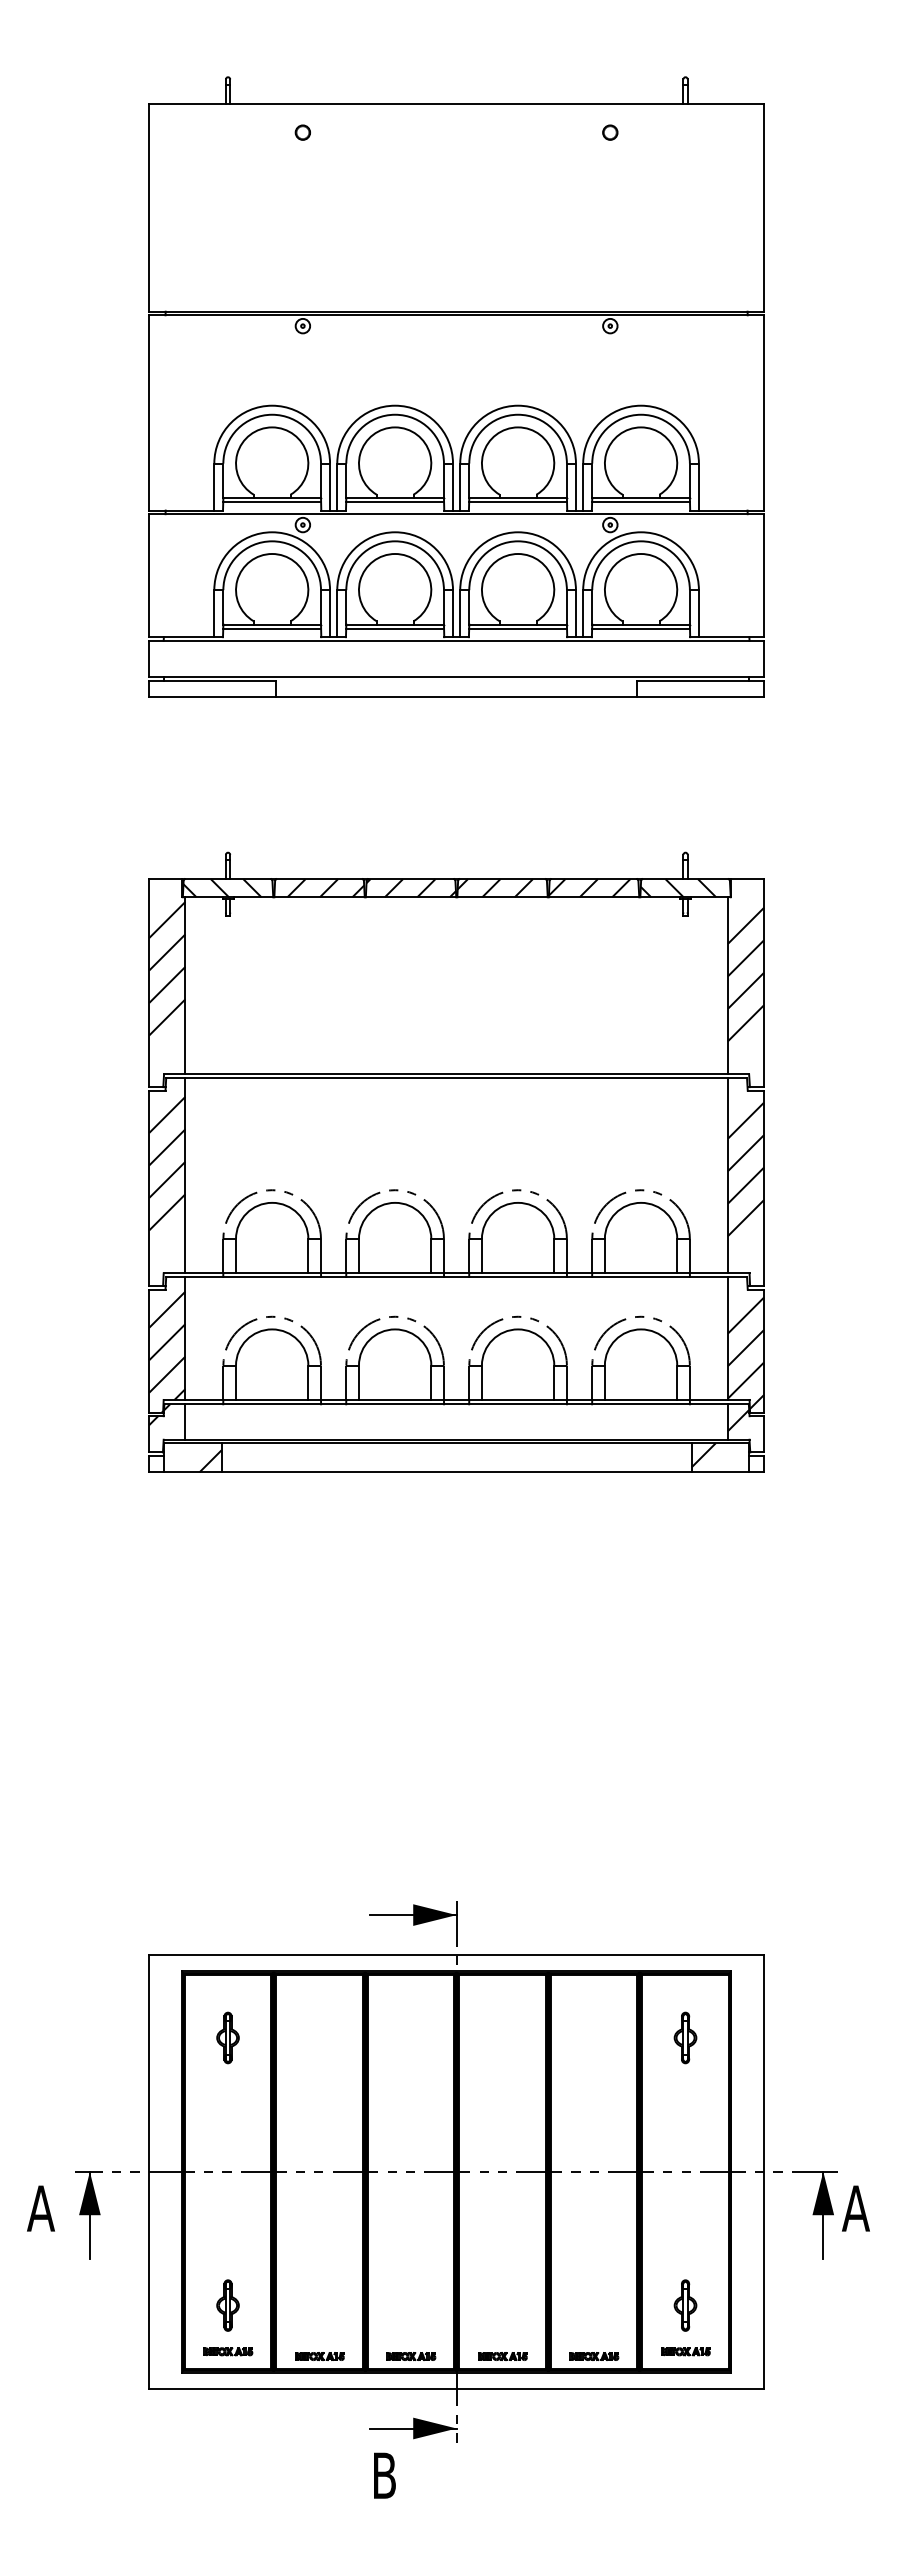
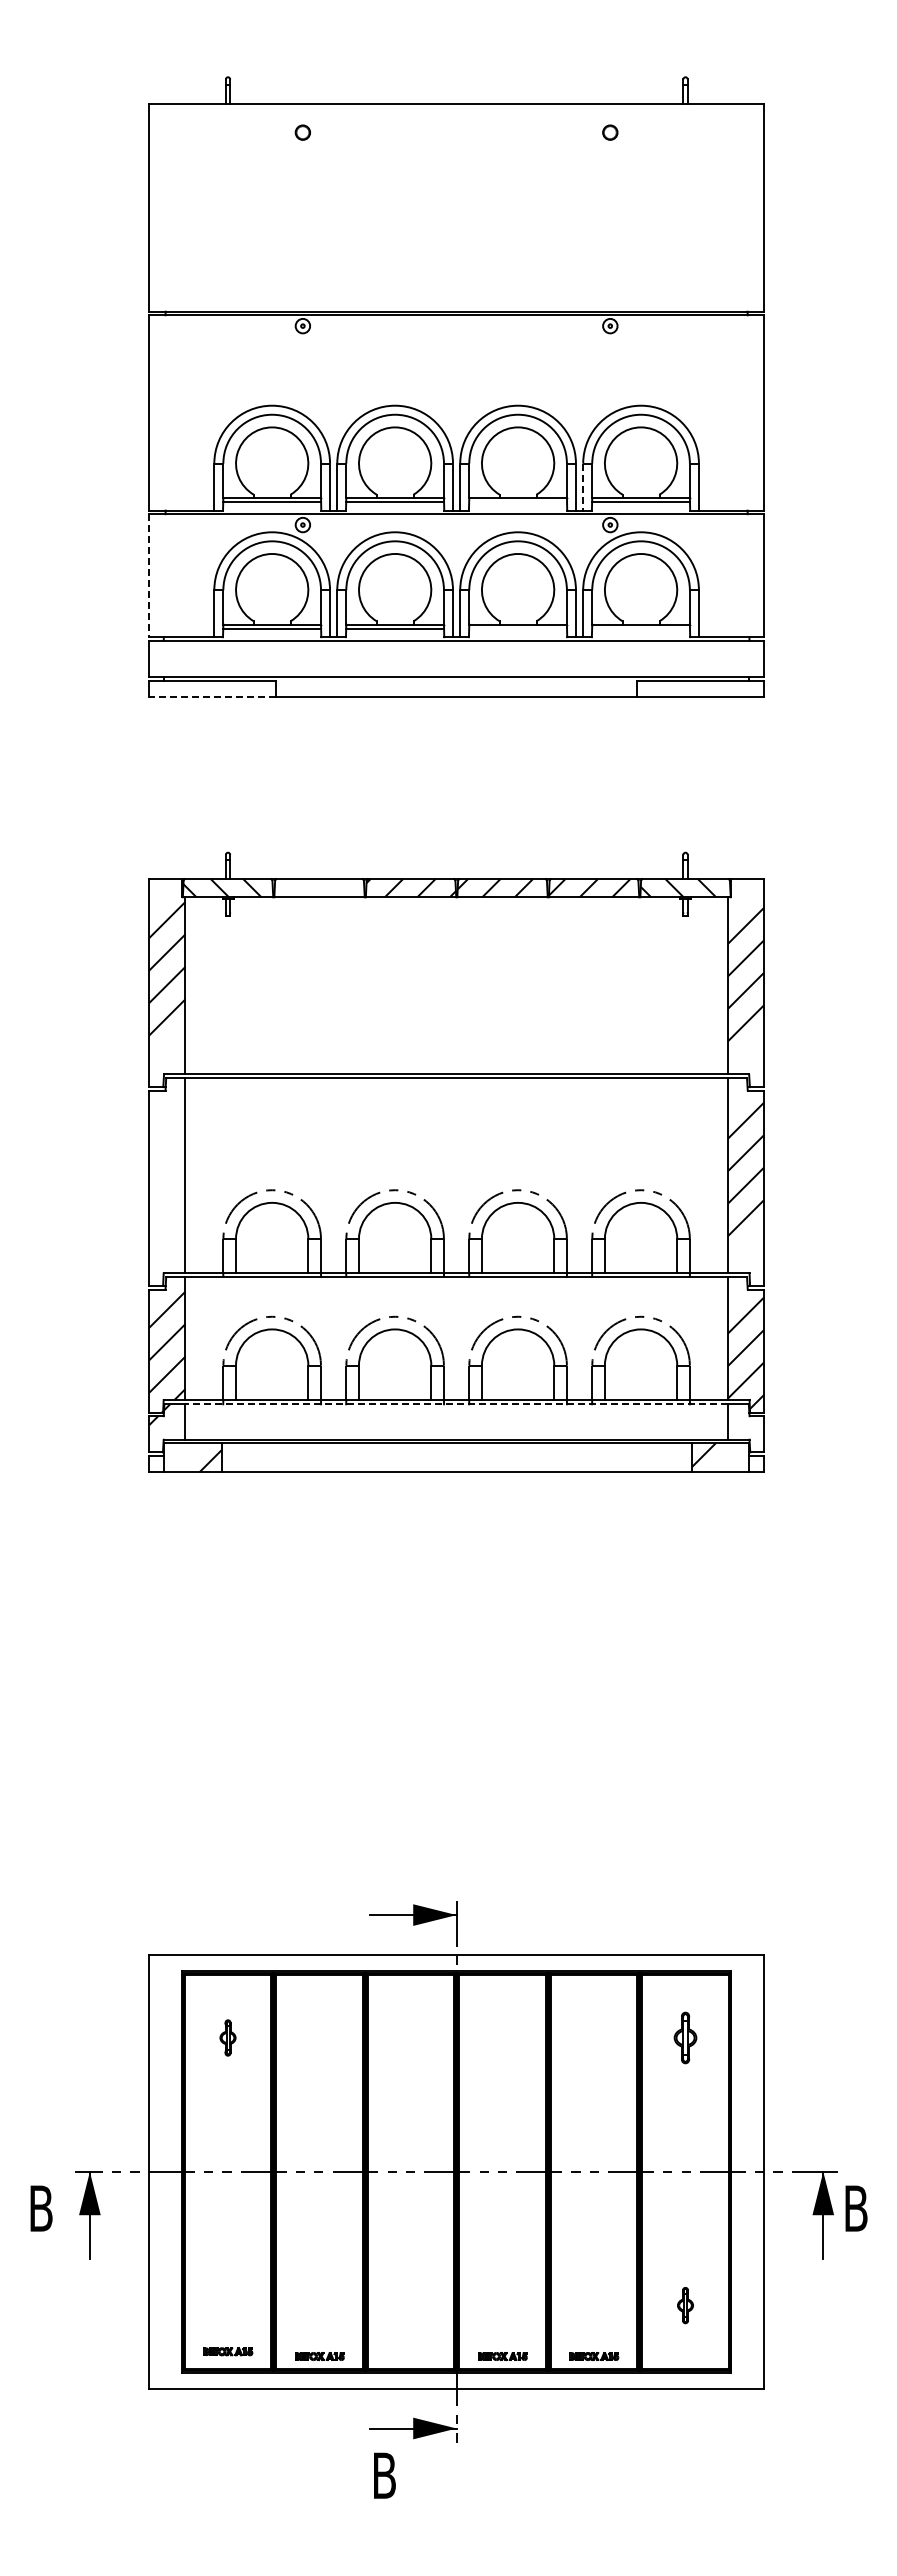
line: solid -> dashed (583, 487)
line: present -> none (518, 501)
line: solid -> dashed (149, 576)
line: present -> none (518, 628)
line: present -> none (640, 628)
line: solid -> dashed (212, 696)
hatch: present -> none (325, 888)
hatch: present -> none (167, 1163)
line: solid -> dashed (456, 1404)
hatch: present -> none (738, 1420)
part size: 24x54 px -> 18x38 px (227, 2037)
text: A -> B (40, 2208)
text: A -> B (855, 2208)
part: present -> none (227, 2305)
part size: 25x53 px -> 17x38 px (685, 2305)
part: present -> none (685, 2351)
part: present -> none (411, 2356)
